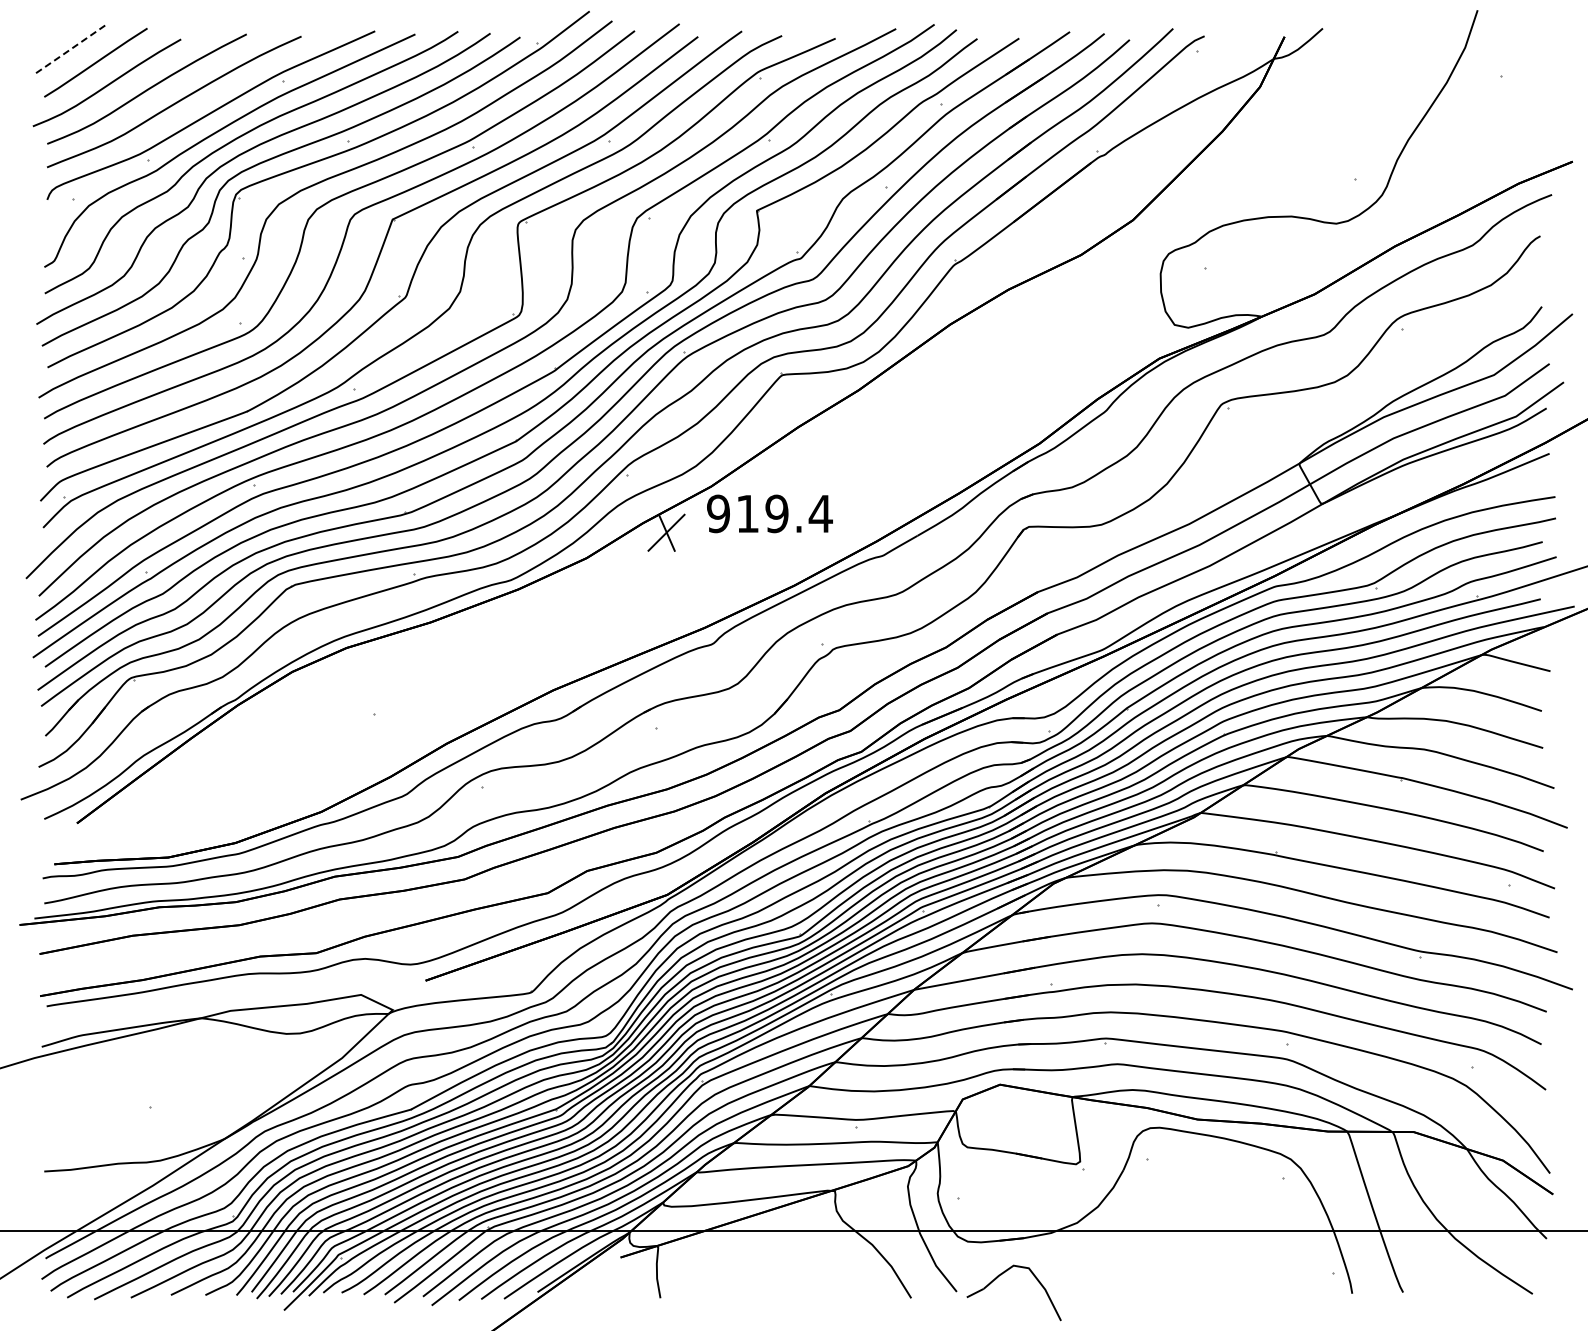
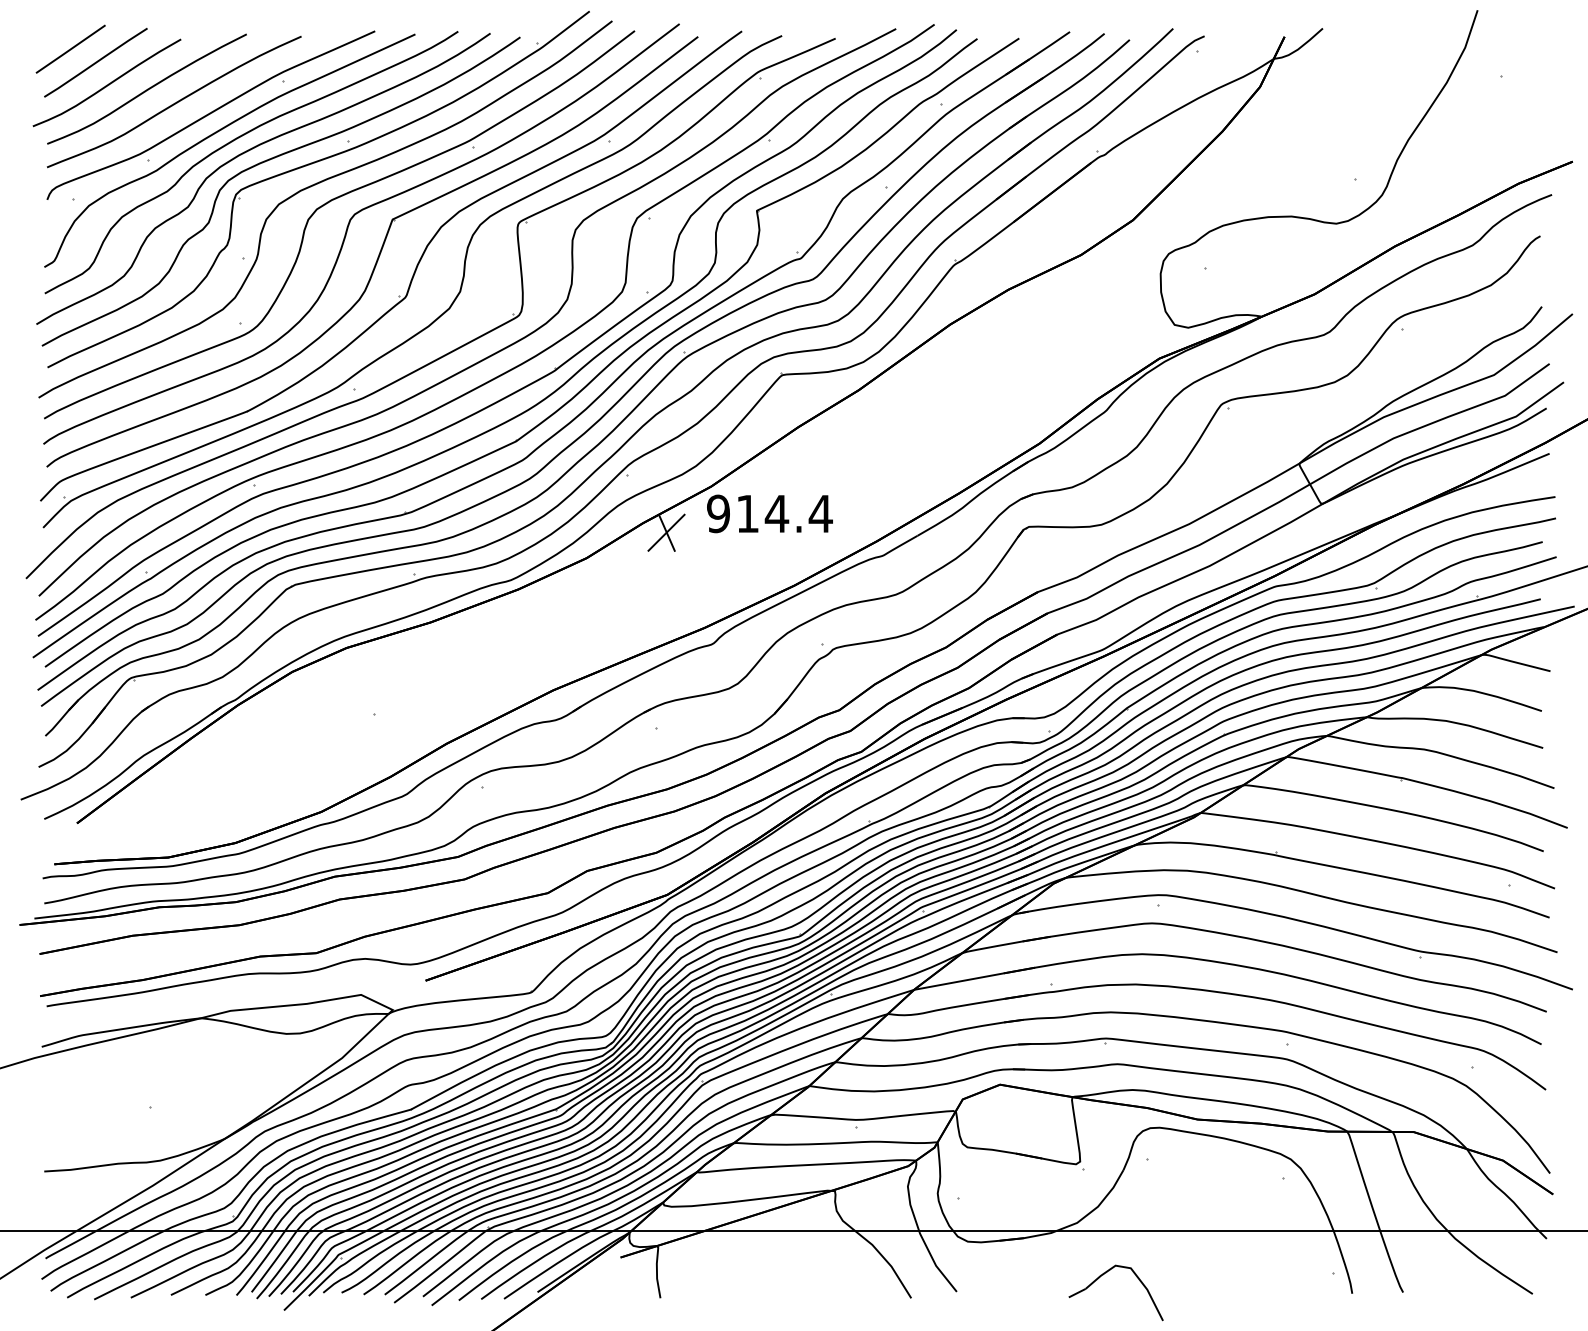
line: dashed -> solid (70, 49)
text: 919.4 -> 914.4 (776, 513)
part position: (1001, 1275) -> (1103, 1275) (1103, 1275)
